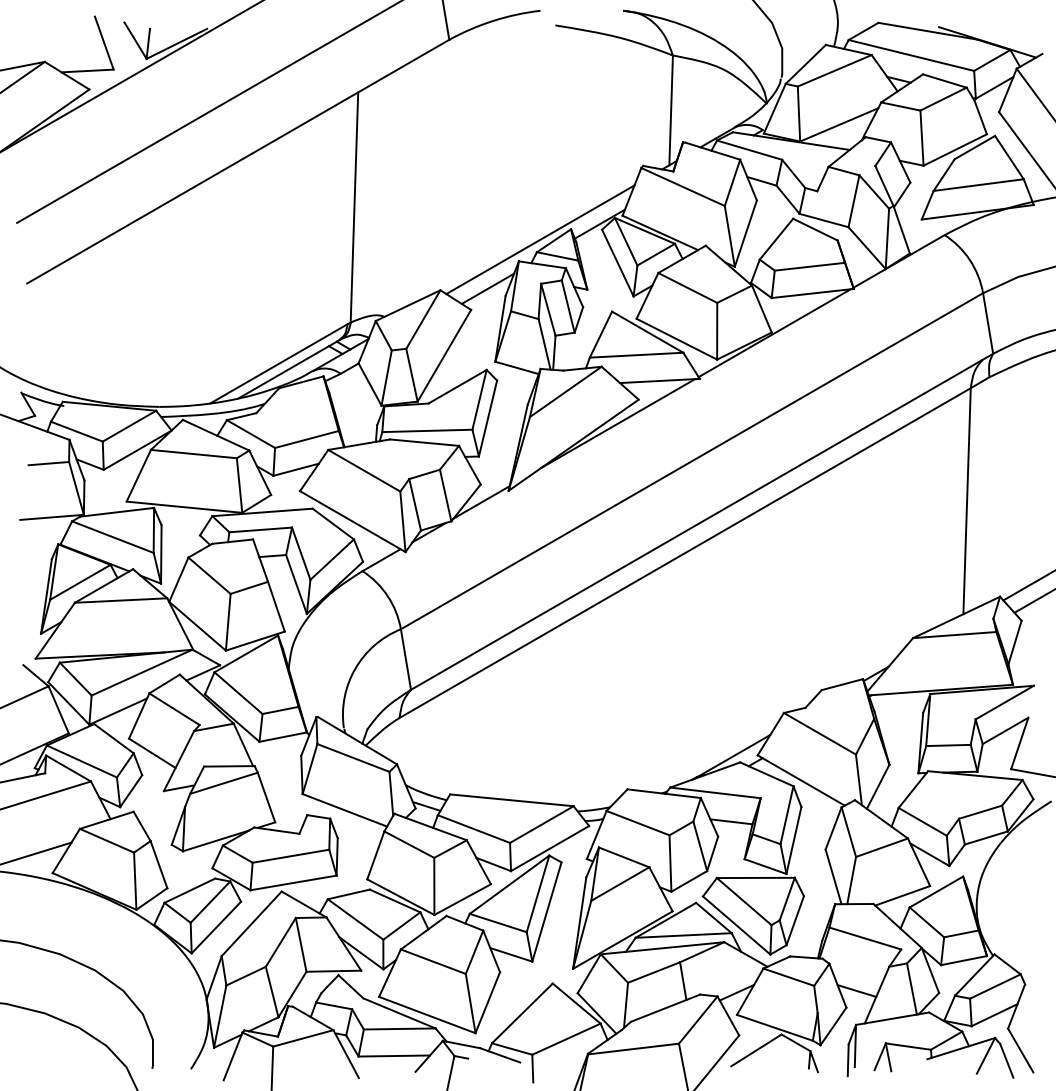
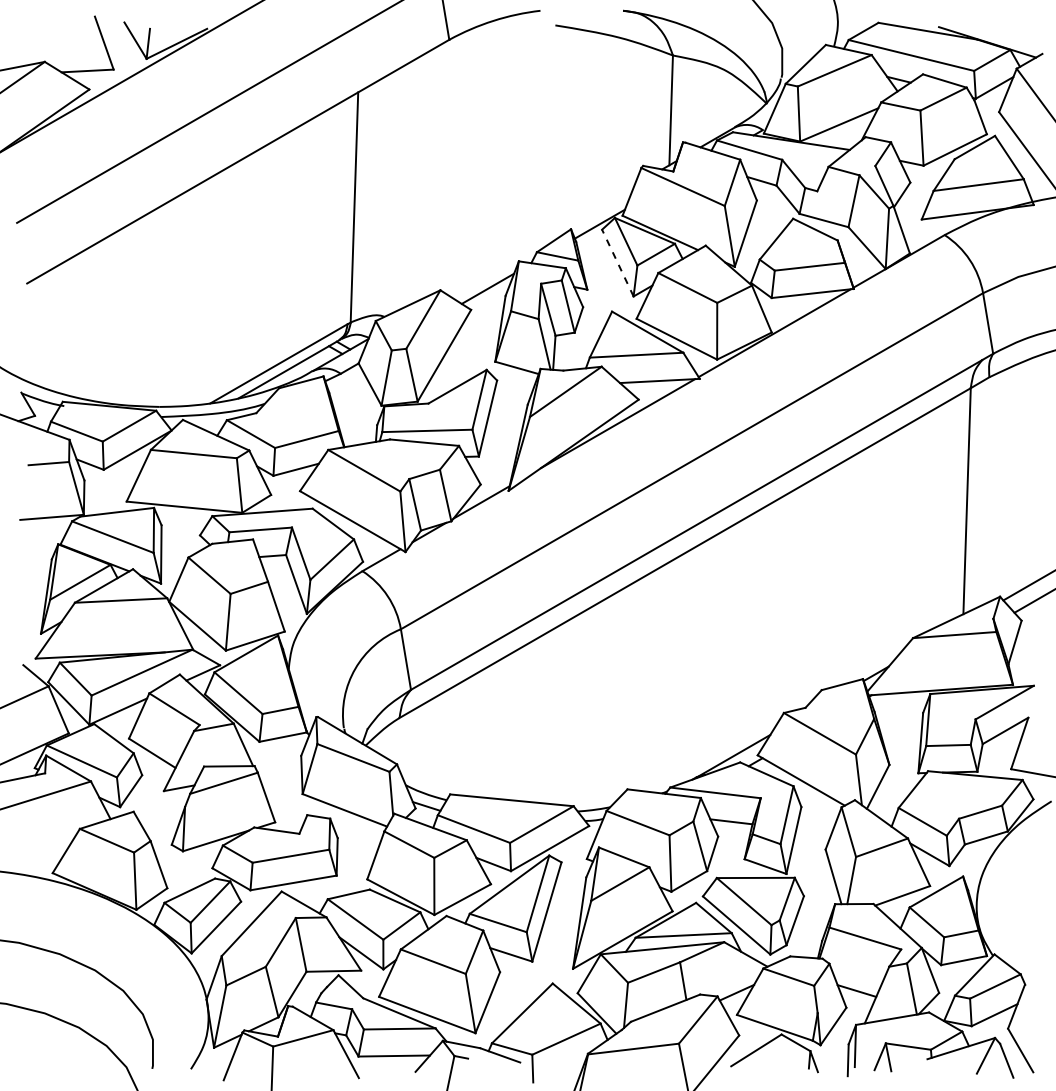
line: present -> none (540, 239)
line: solid -> dashed (617, 263)
line: present -> none (36, 852)
